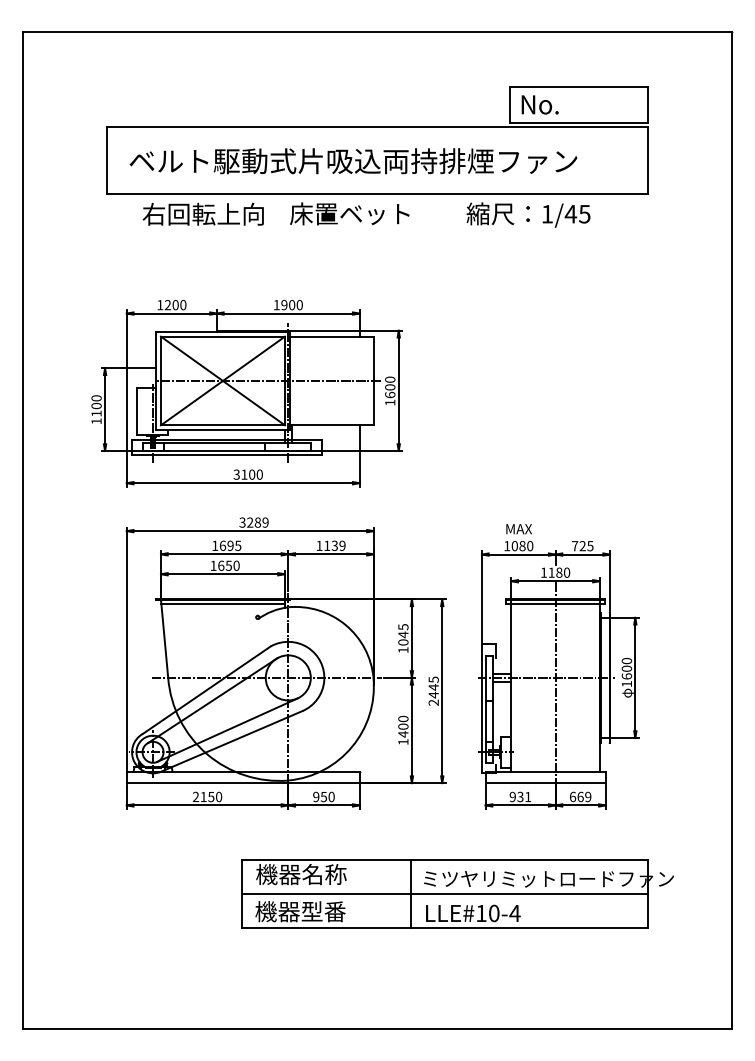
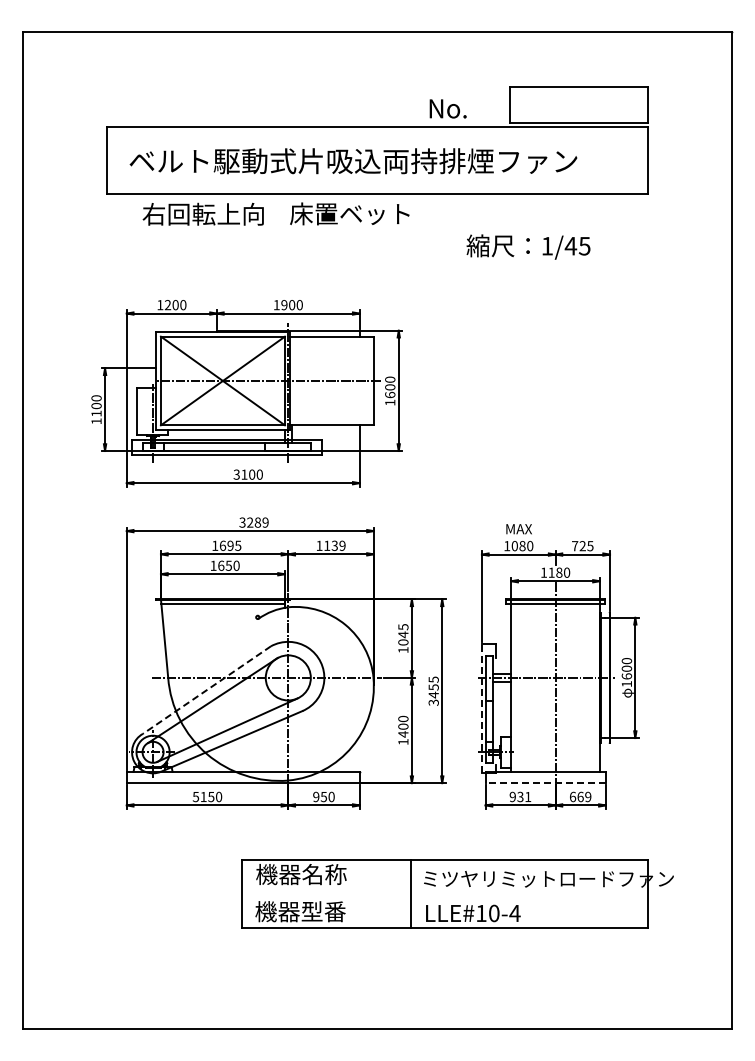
text position: (539, 104) -> (447, 108) (447, 108)
text position: (528, 214) -> (528, 246) (528, 246)
line: solid -> dashed (206, 690)
text: 2445 -> 3455 (433, 694)
line: solid -> dashed (481, 708)
line: solid -> dashed (545, 783)
text: 2150 -> 5150 (195, 796)
line: present -> none (444, 893)
